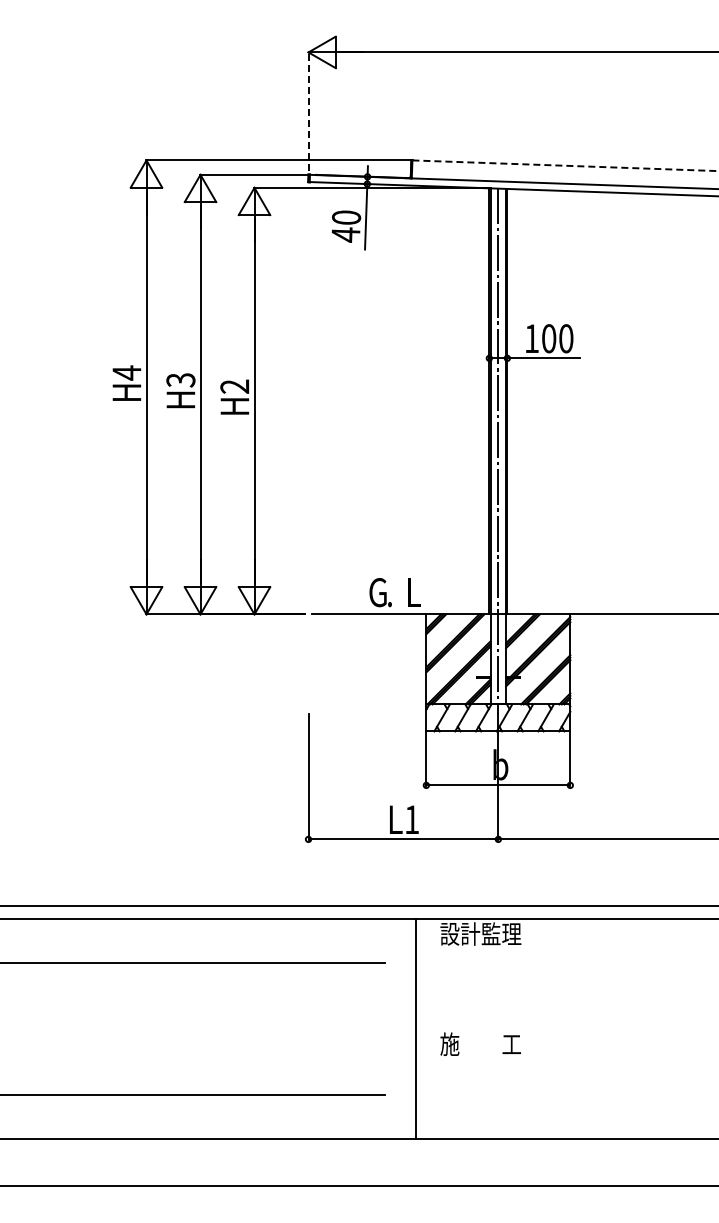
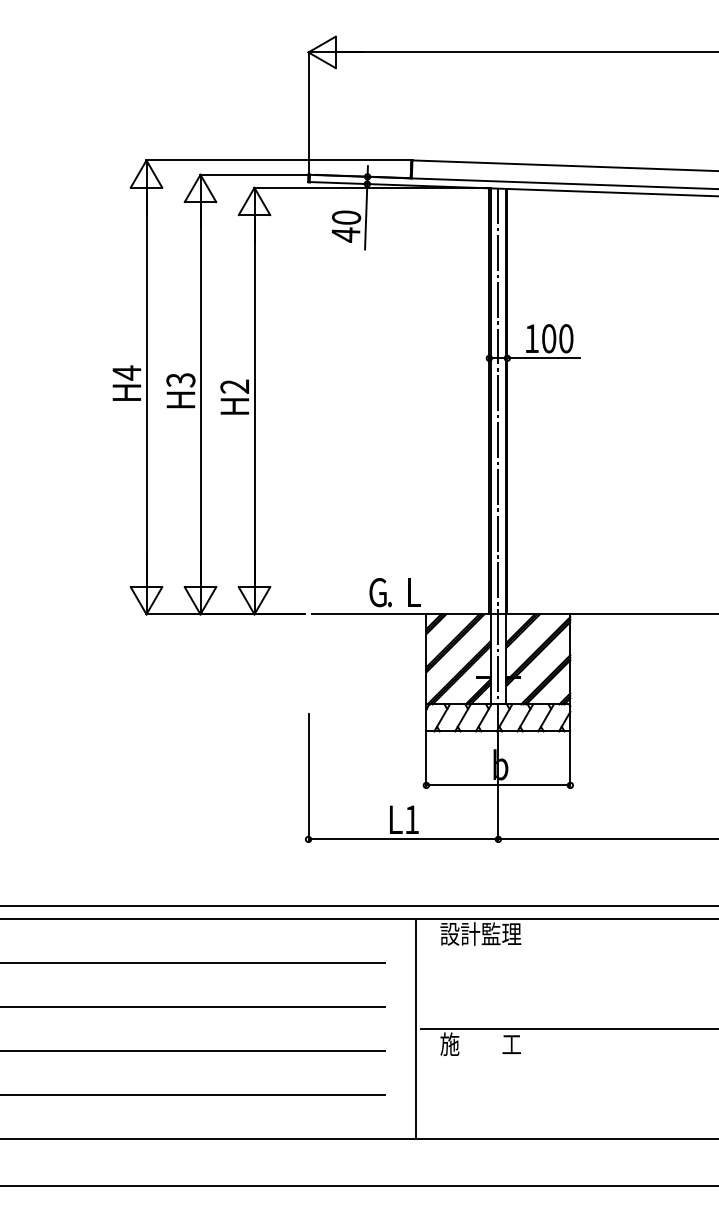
line: dashed -> solid (308, 117)
line: dashed -> solid (565, 165)
line: none -> present (193, 1006)
line: none -> present (568, 1028)
line: none -> present (193, 1050)
